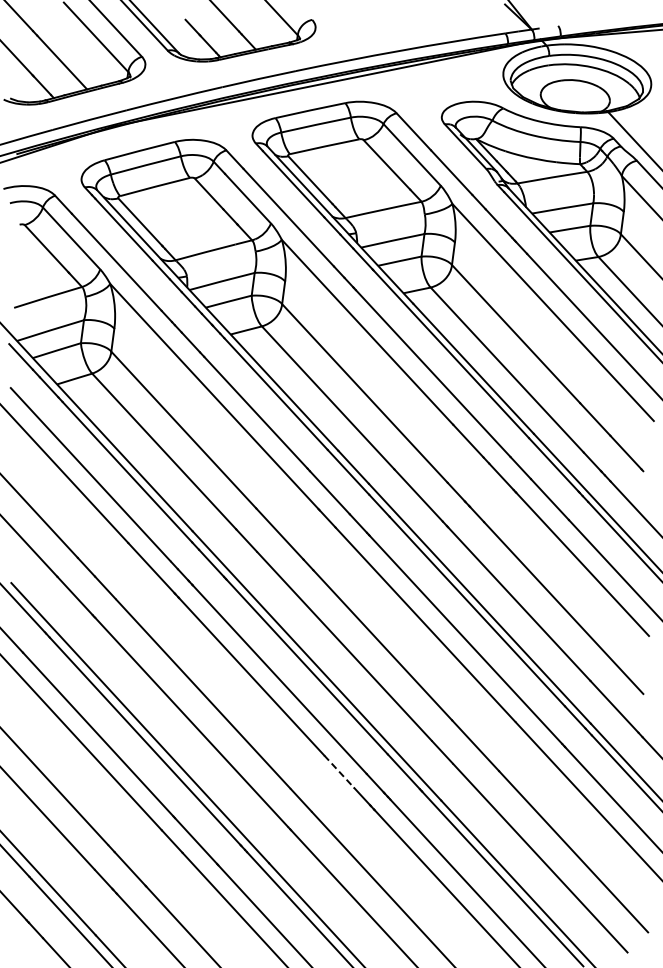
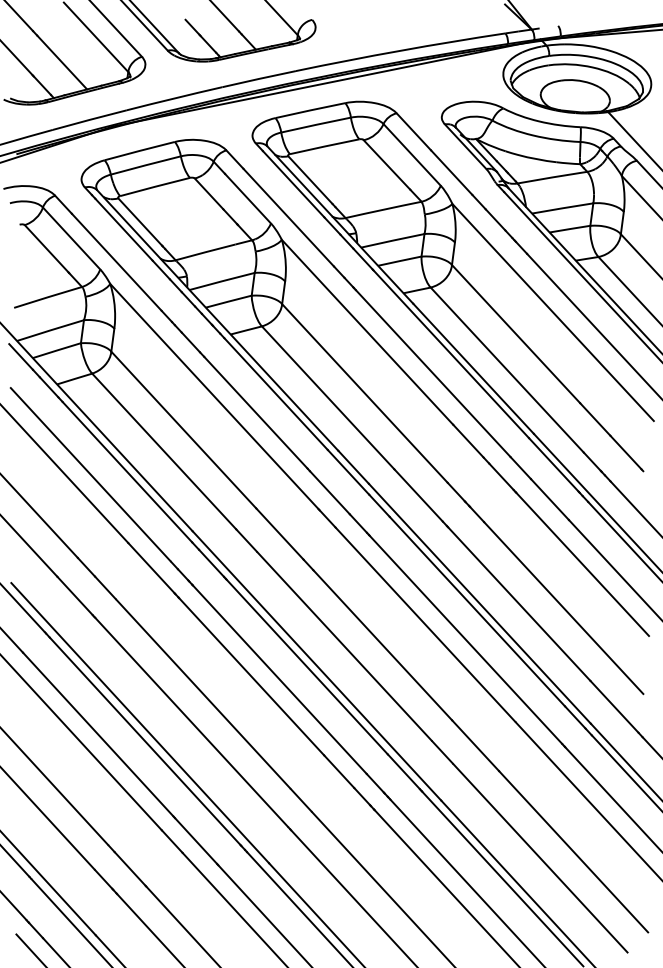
line: dashed -> solid (339, 772)
line: none -> present (30, 949)
